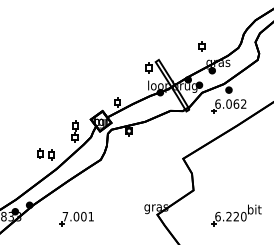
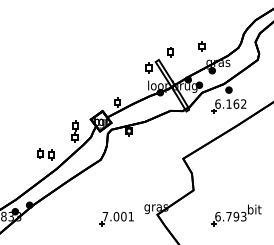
part: none -> present (170, 52)
text: 6.062 -> 6.162 (228, 103)
text: 6.220 -> 6.793 (236, 216)
part position: (76, 218) -> (116, 218) (116, 218)
